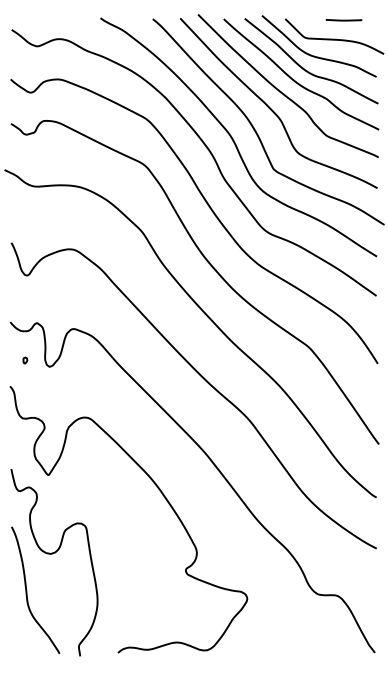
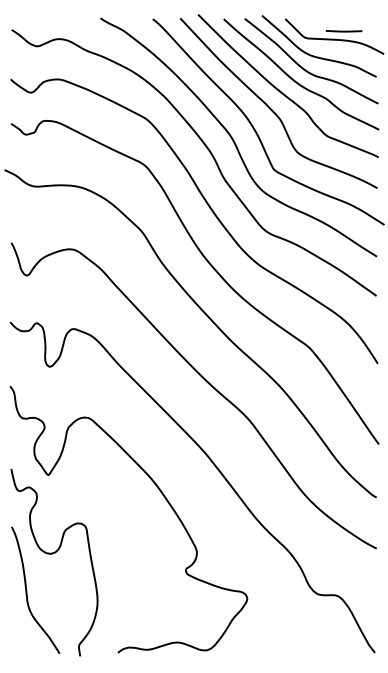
line position: (343, 20) -> (343, 31) (343, 31)
part: present -> none (25, 360)
